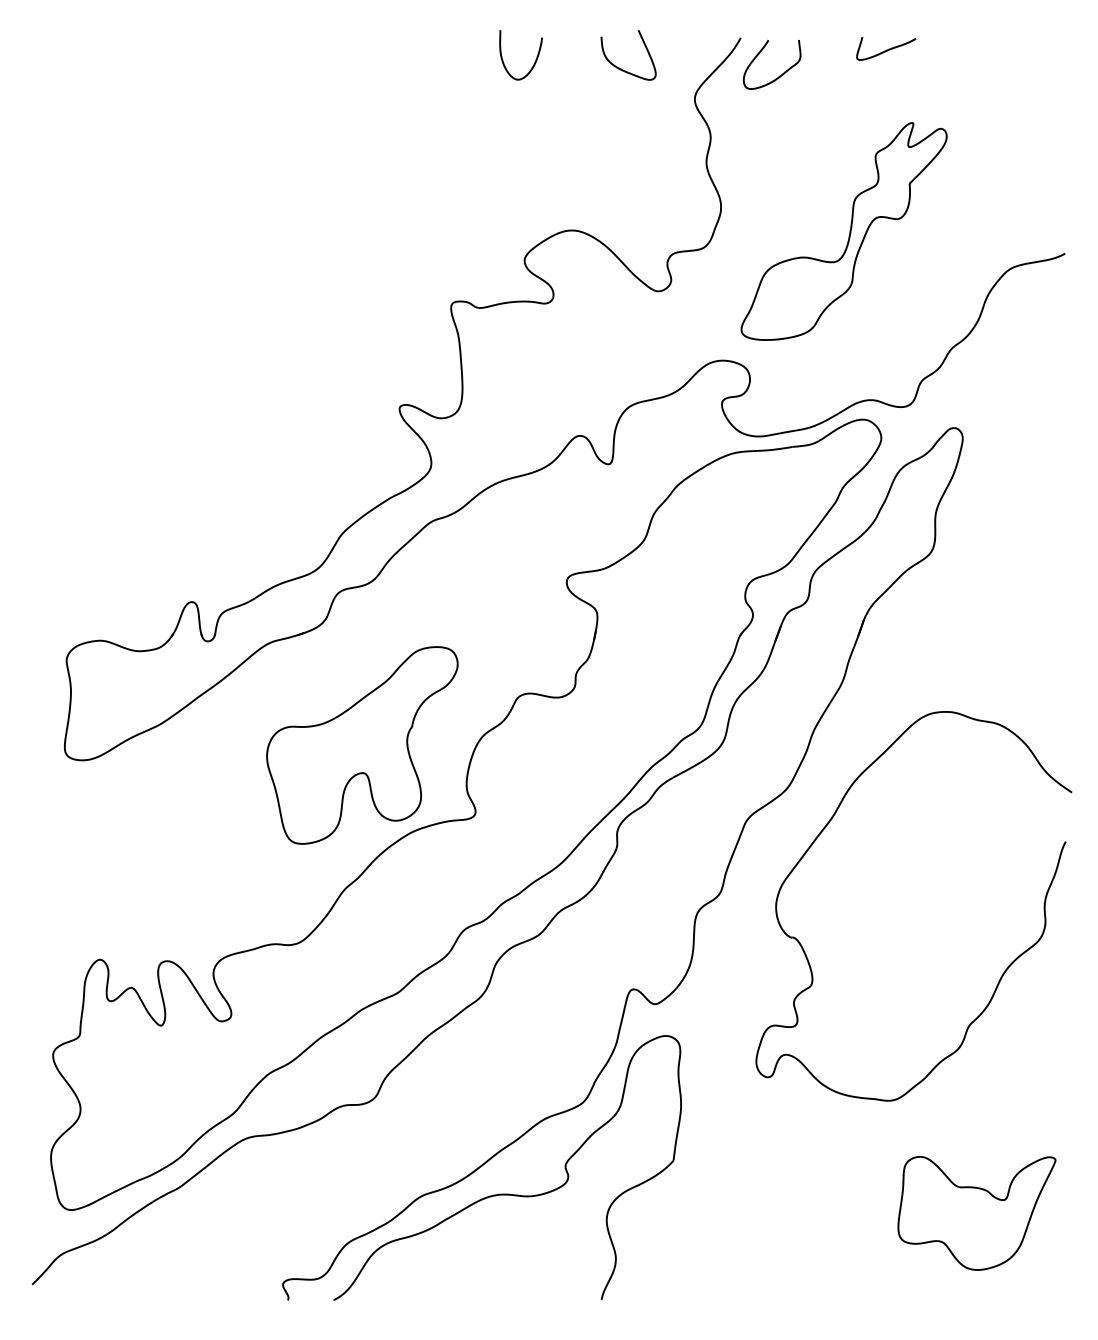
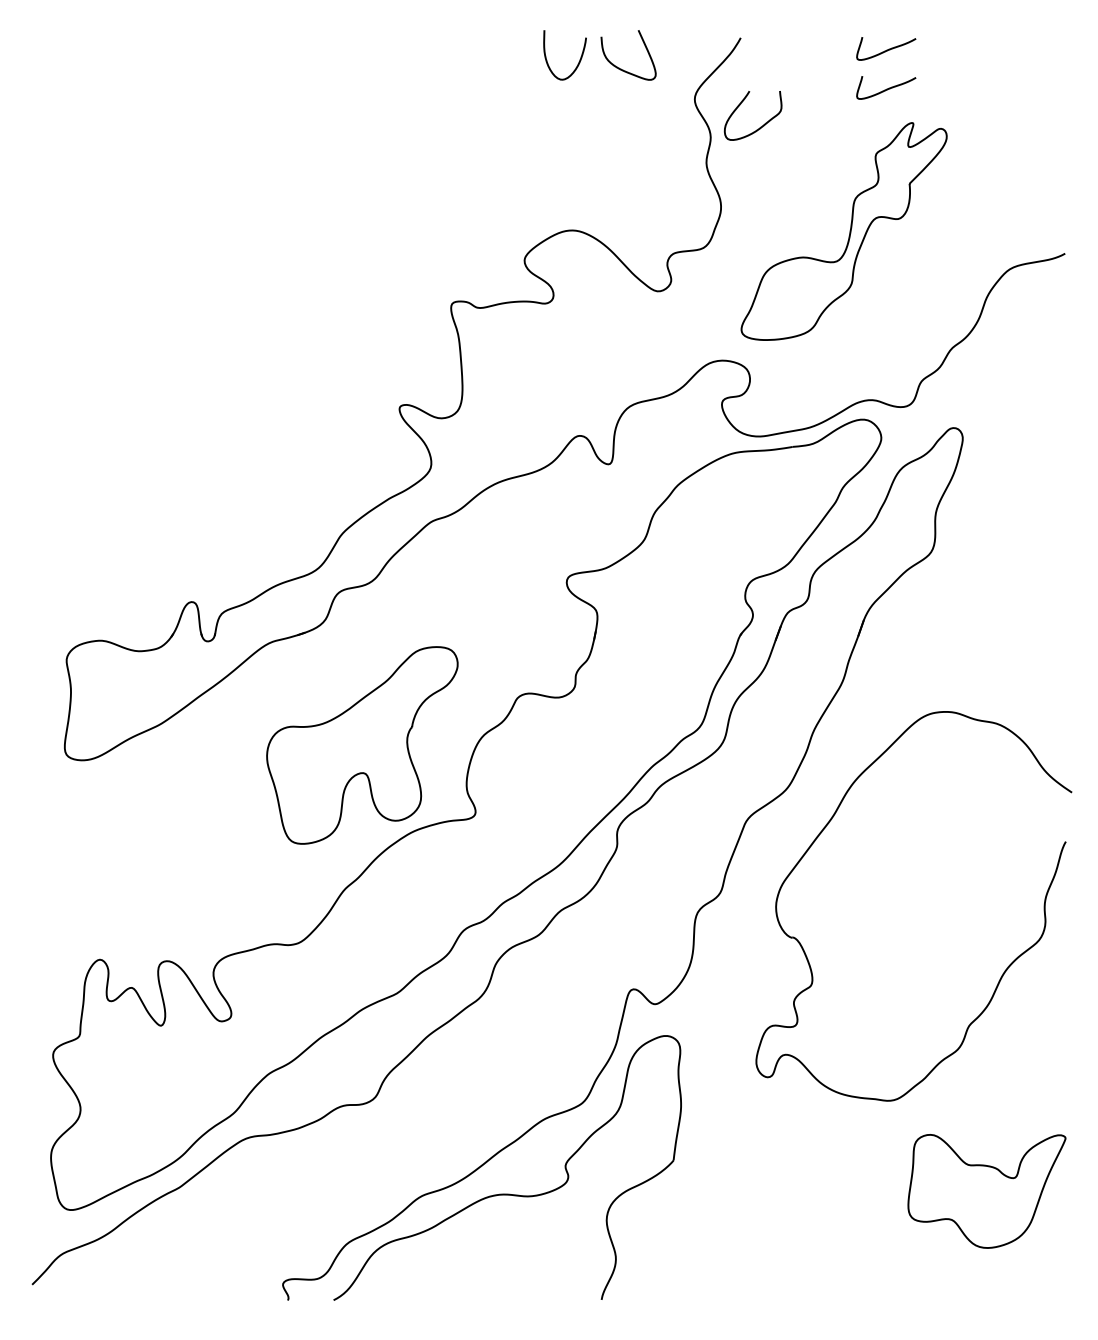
curve position: (535, 59) -> (579, 59) (579, 59)
curve position: (779, 75) -> (760, 126) (760, 126)
curve: none -> present (886, 88)
part position: (976, 1213) -> (986, 1191) (986, 1191)
